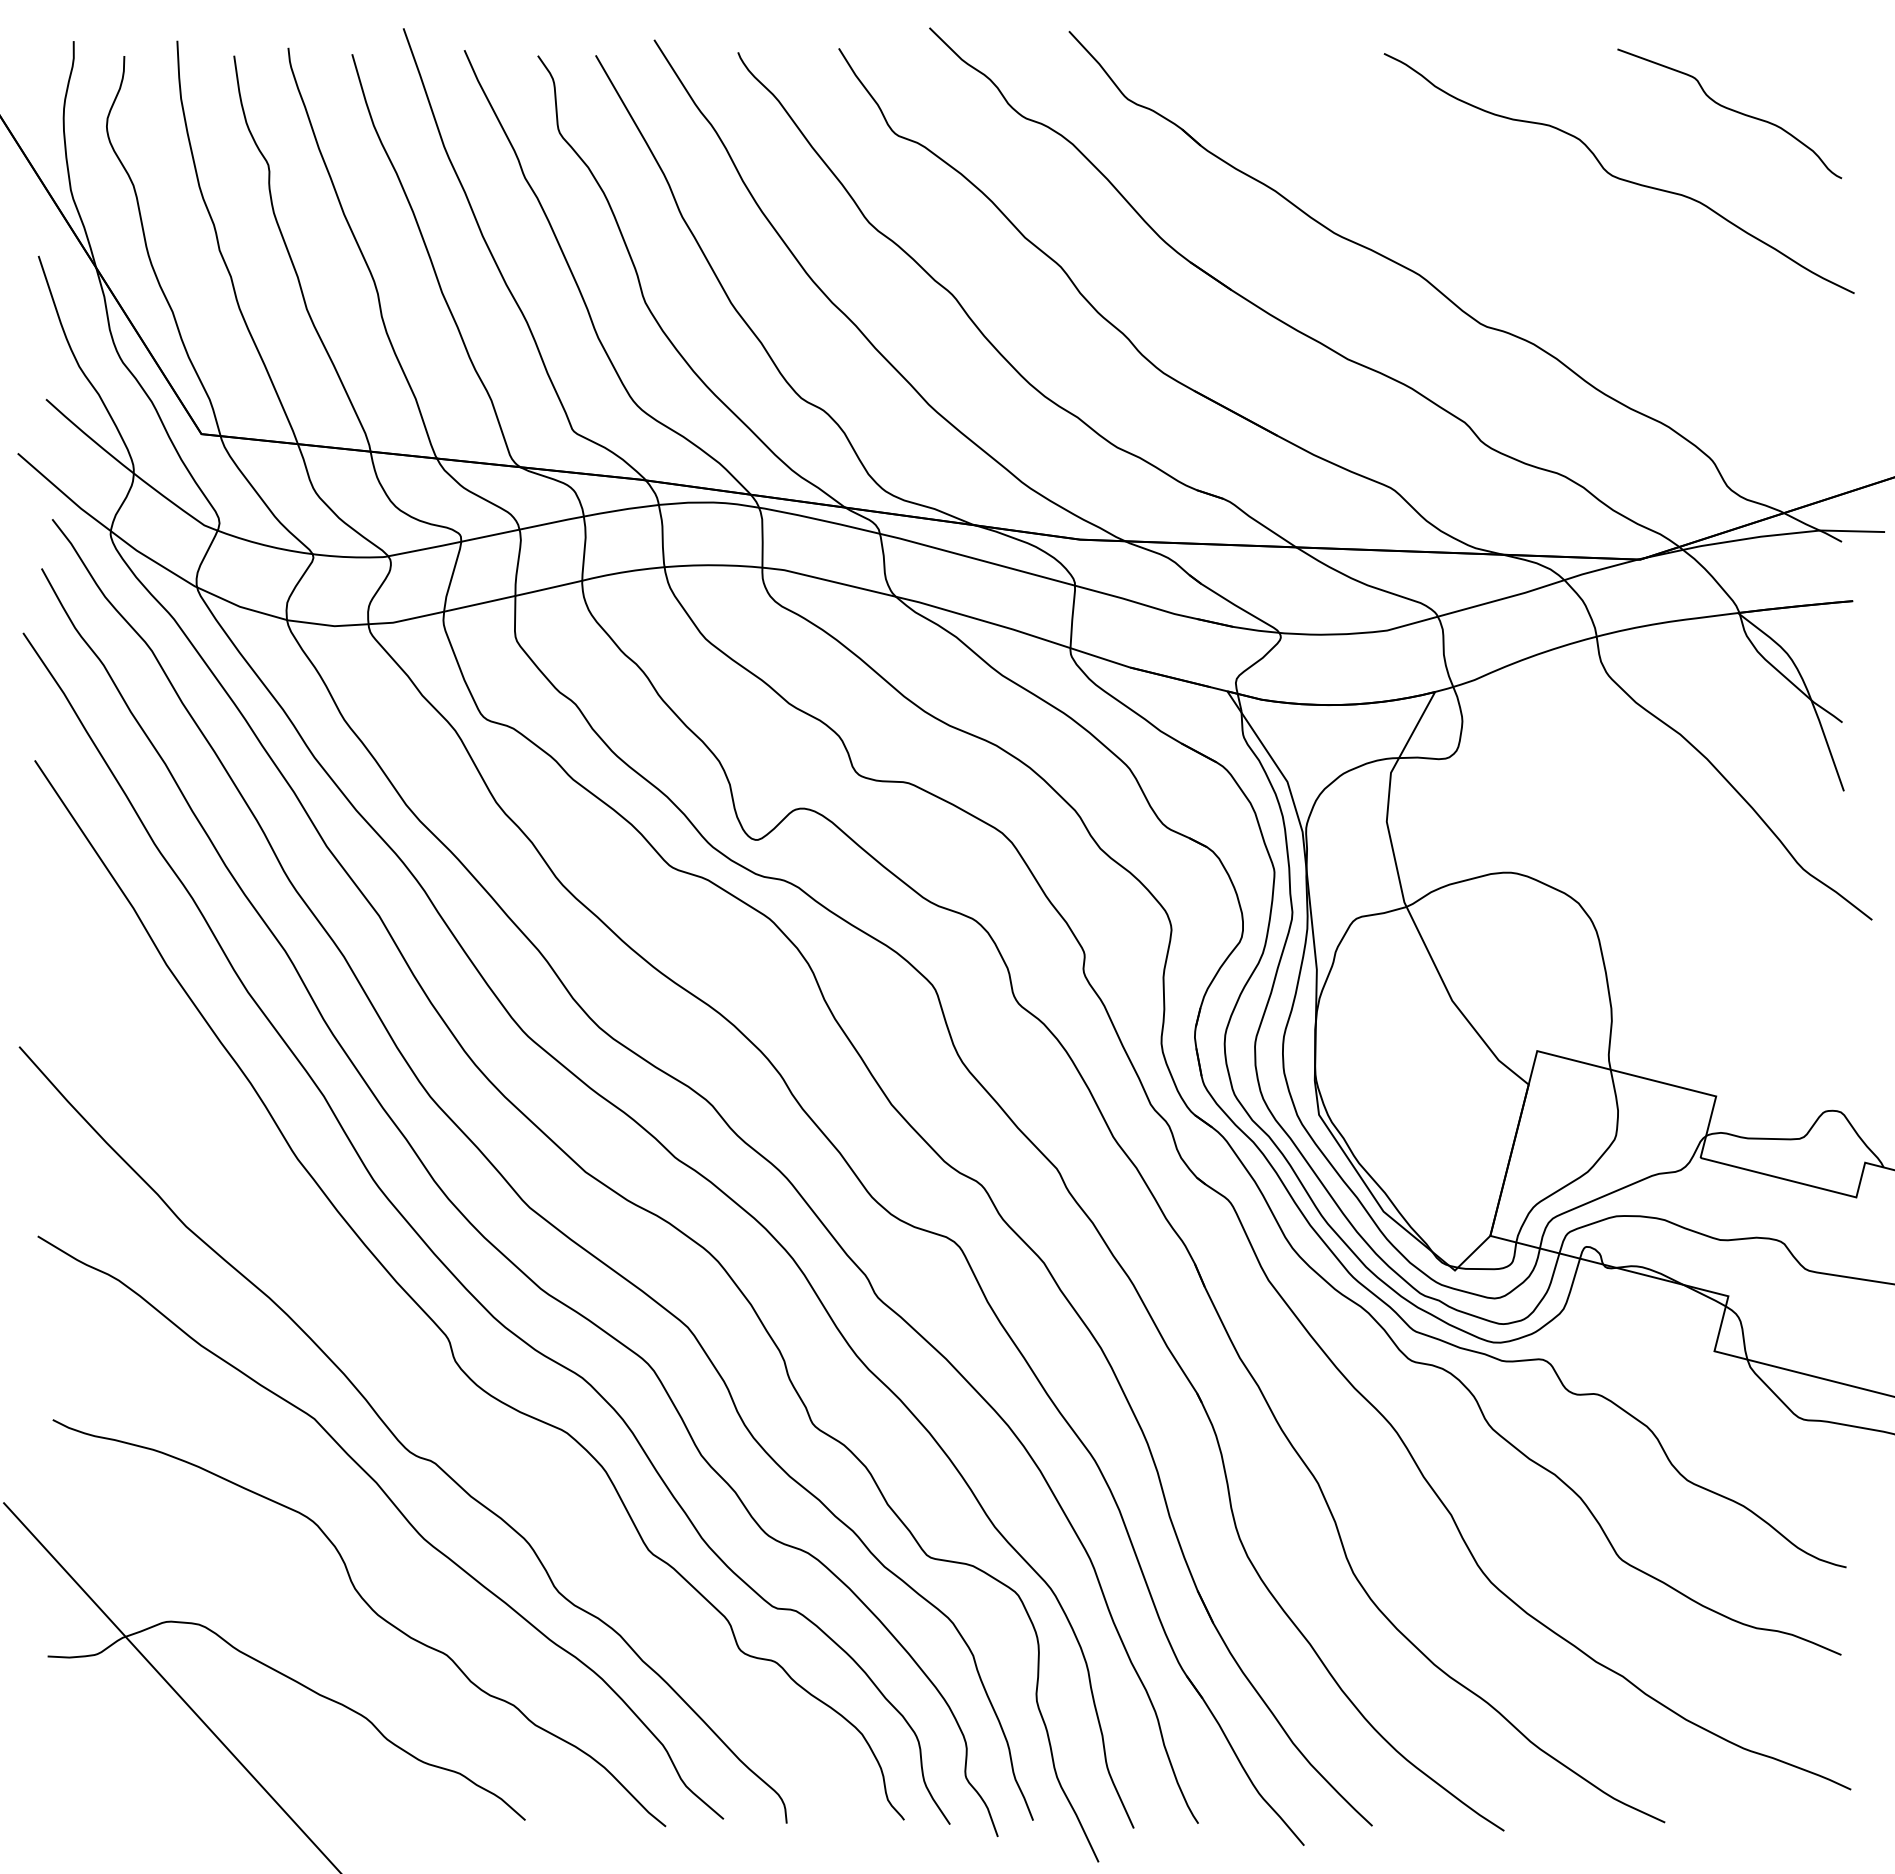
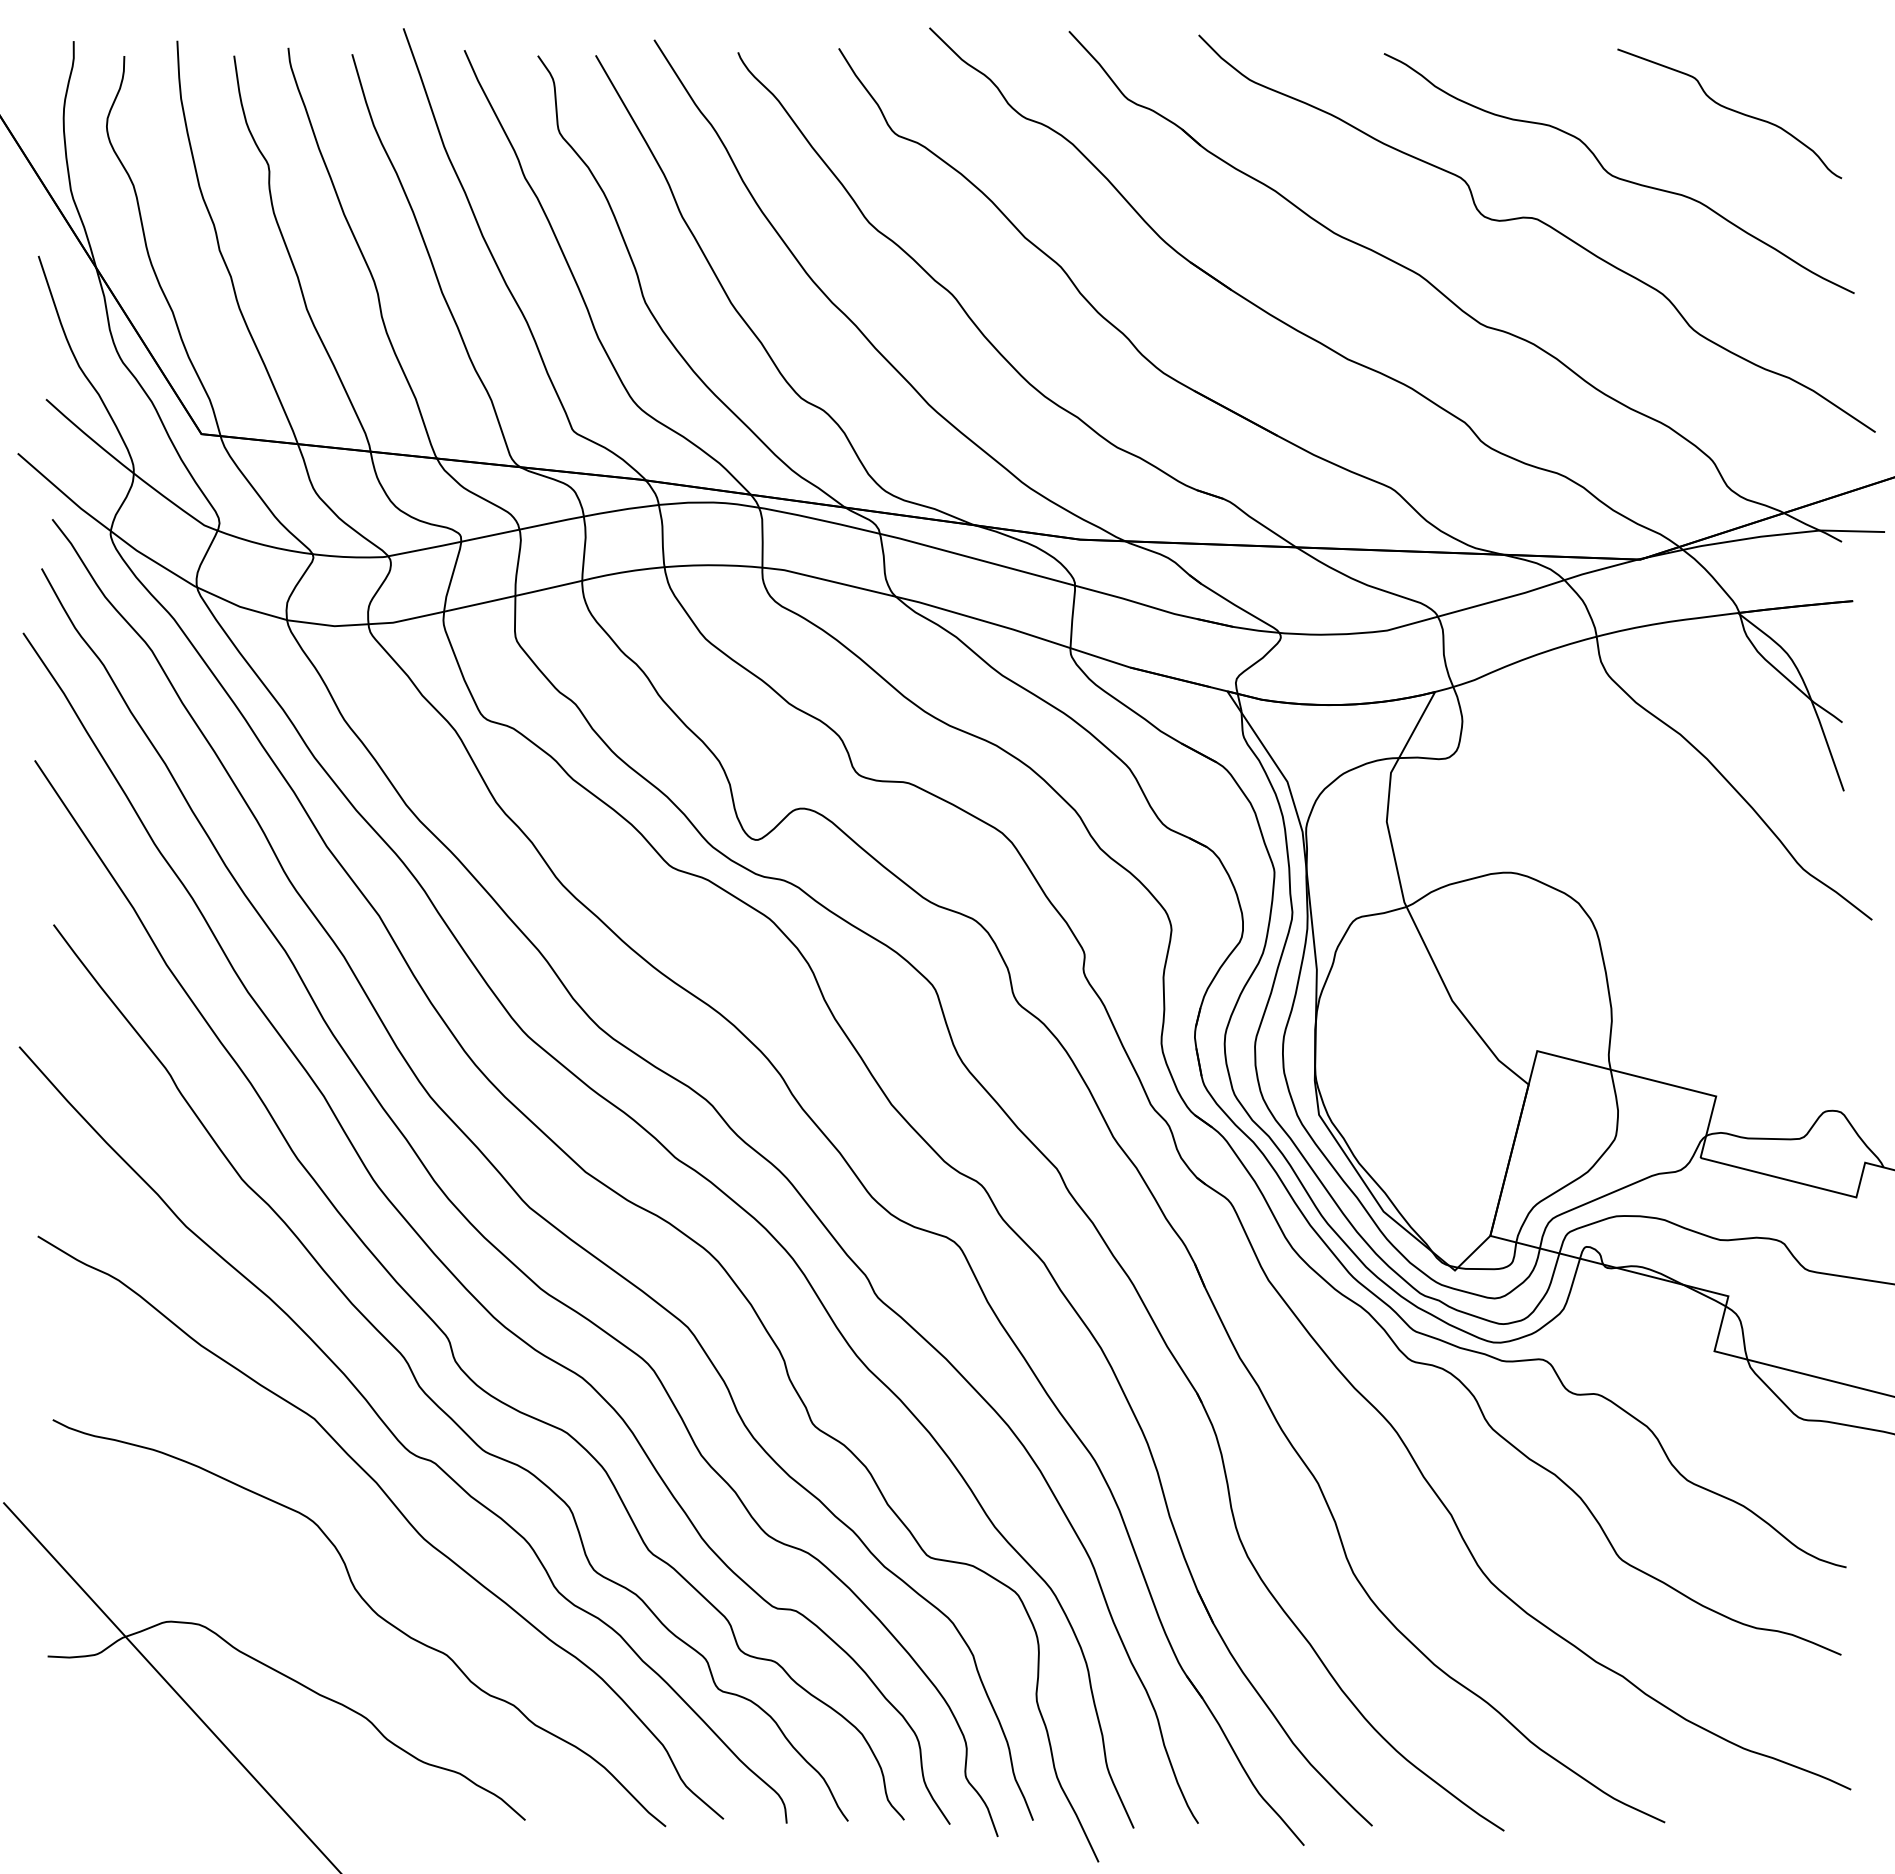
curve: none -> present (1542, 223)
curve: none -> present (424, 1390)
